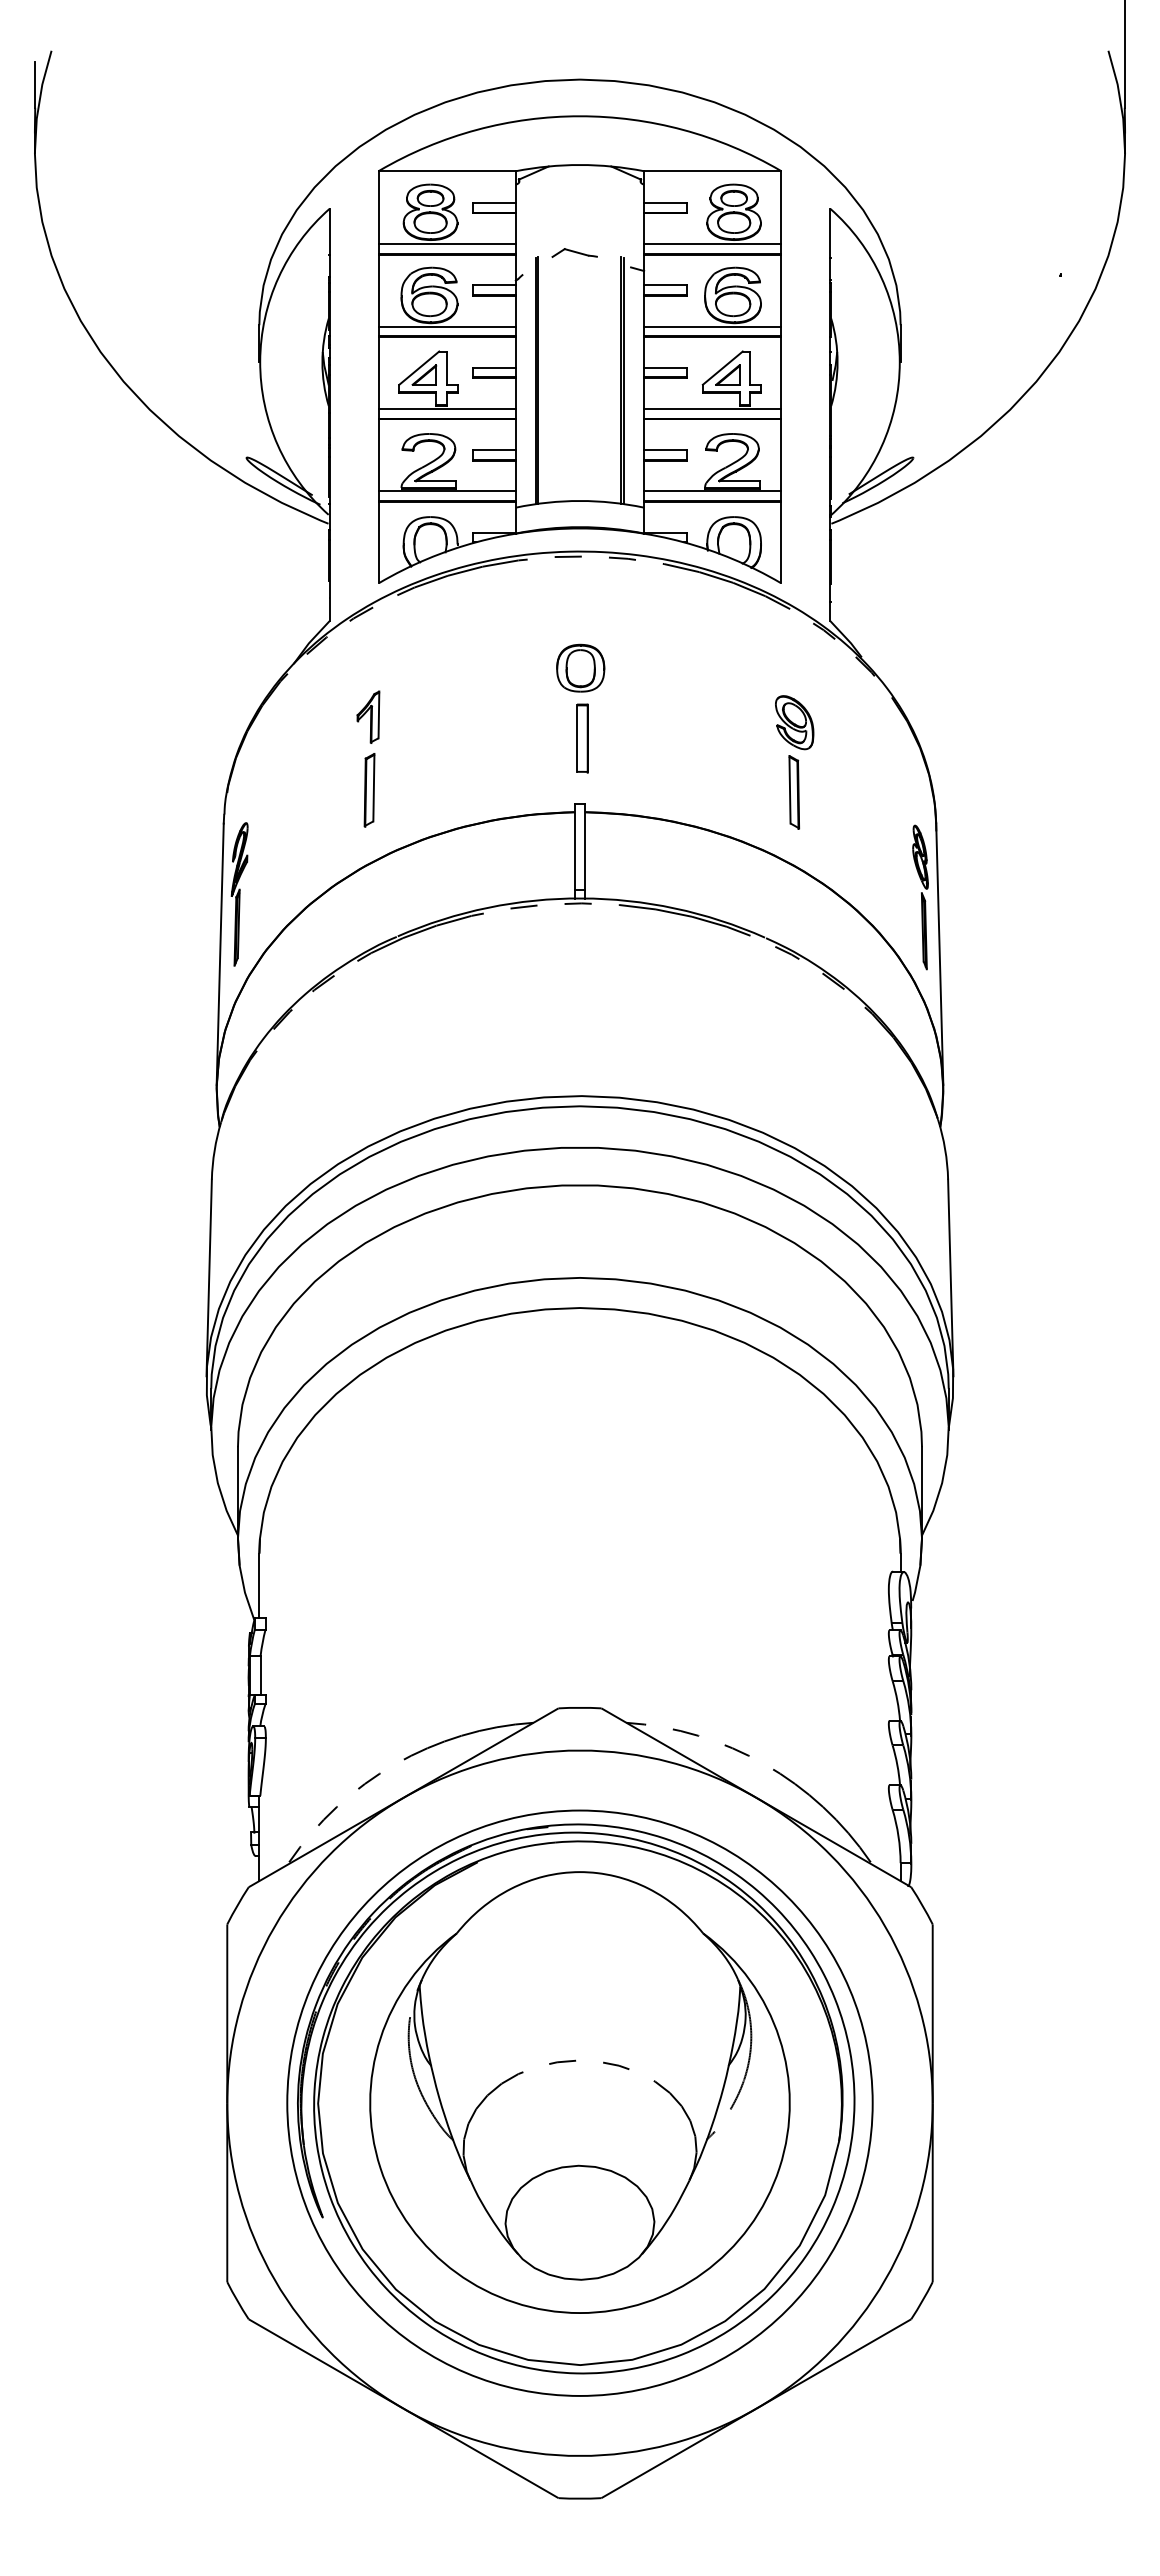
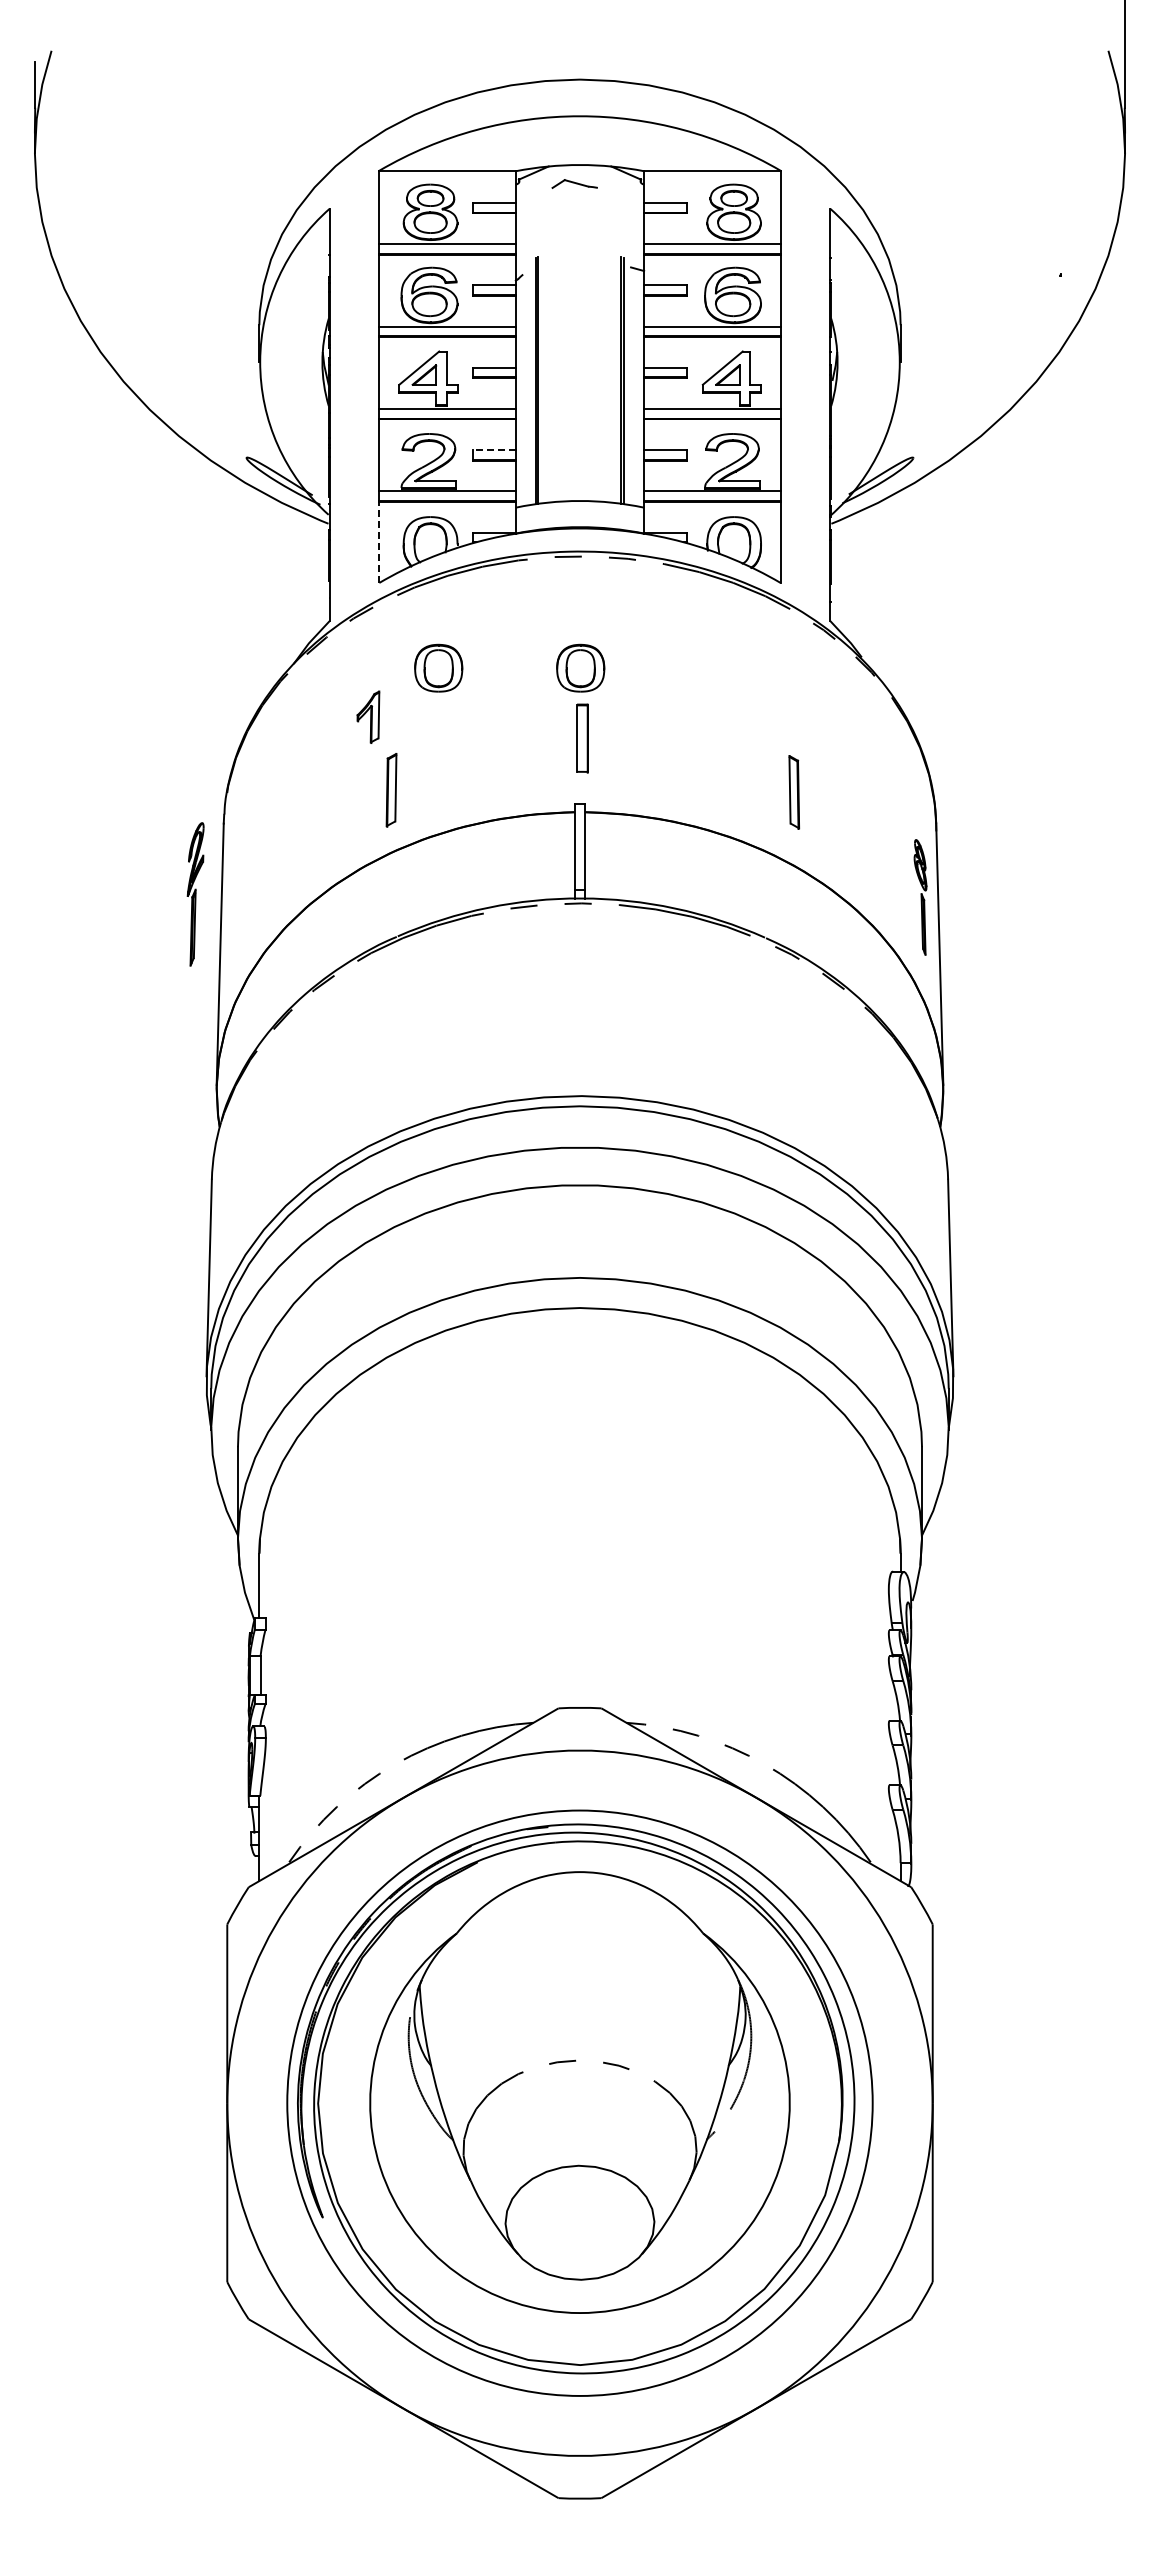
part position: (574, 252) -> (574, 183) (574, 183)
line: solid -> dashed (493, 450)
line: solid -> dashed (379, 542)
part: none -> present (438, 667)
part: present -> none (794, 722)
part position: (369, 790) -> (391, 790) (391, 790)
part position: (239, 894) -> (195, 894) (195, 894)
part size: 17x147 px -> 15x117 px (920, 897)
